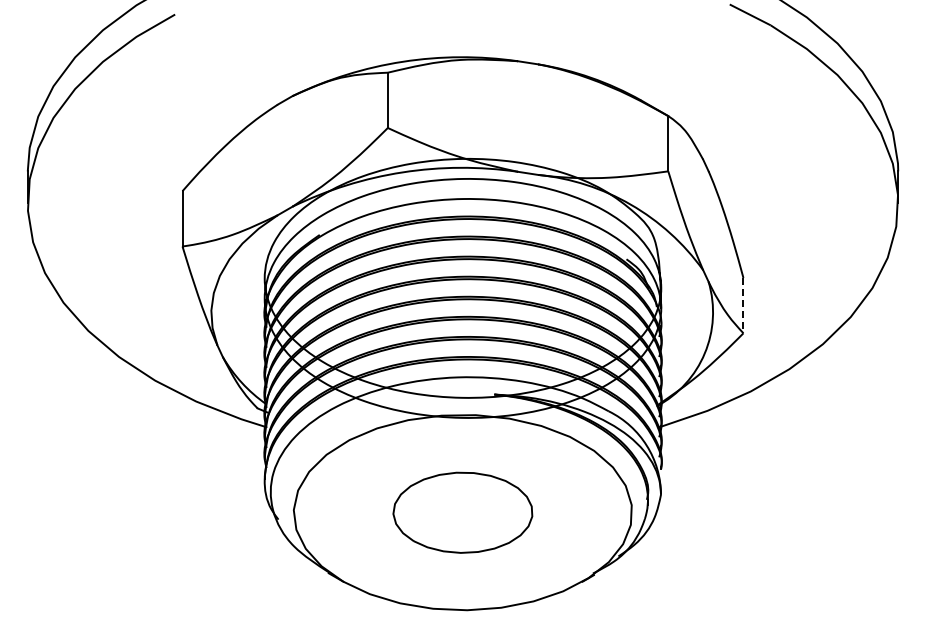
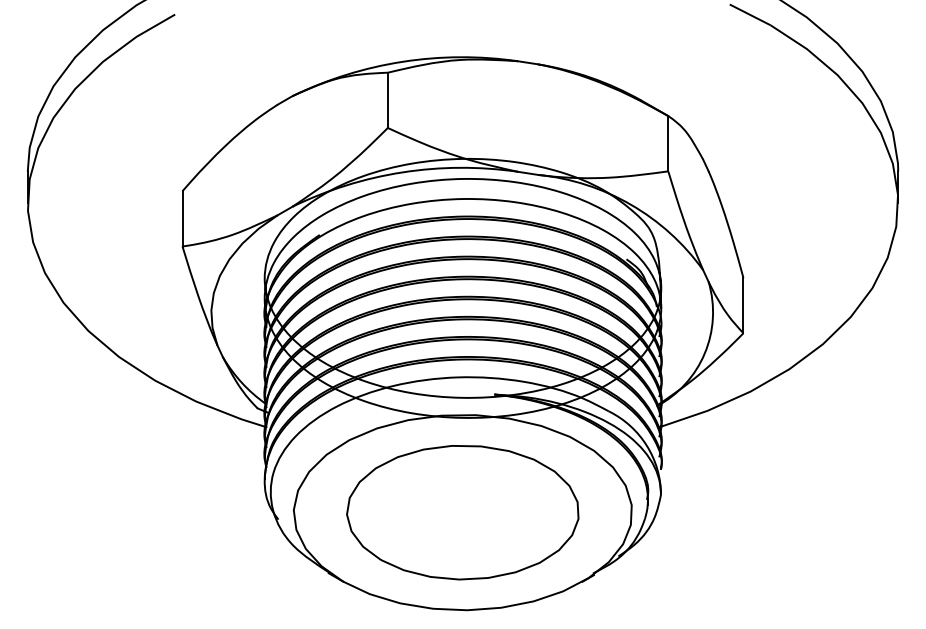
line: dashed -> solid (743, 305)
part size: 142x83 px -> 234x136 px (462, 512)
